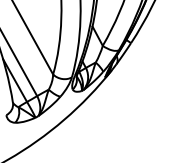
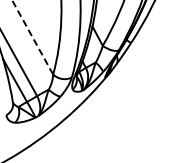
line: solid -> dashed (32, 36)
